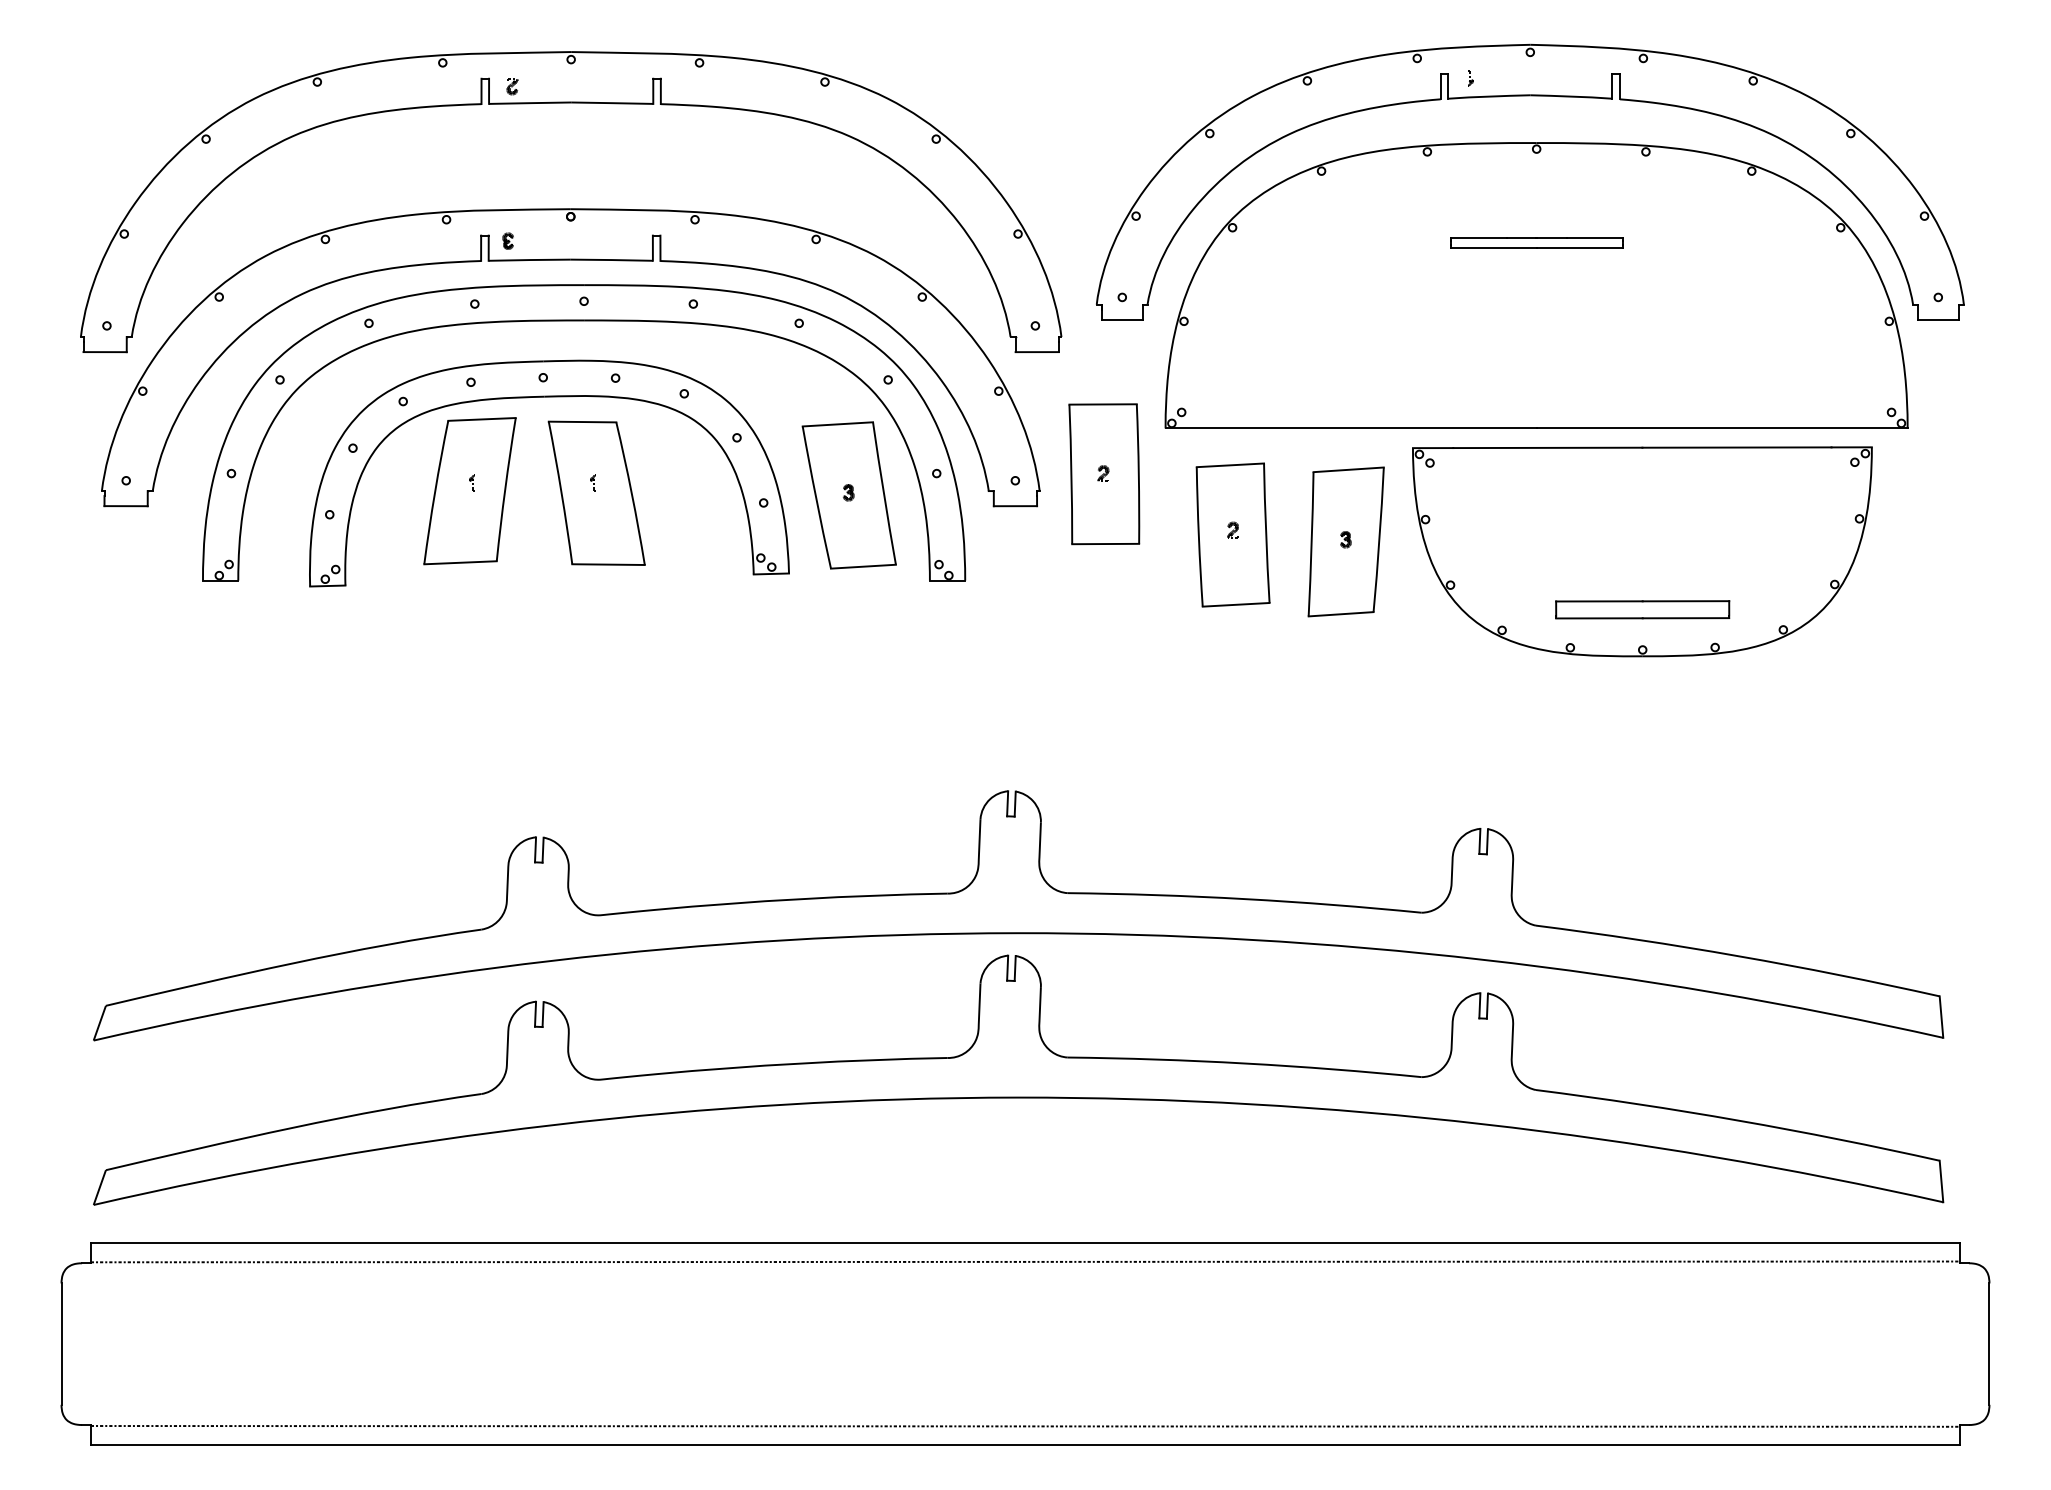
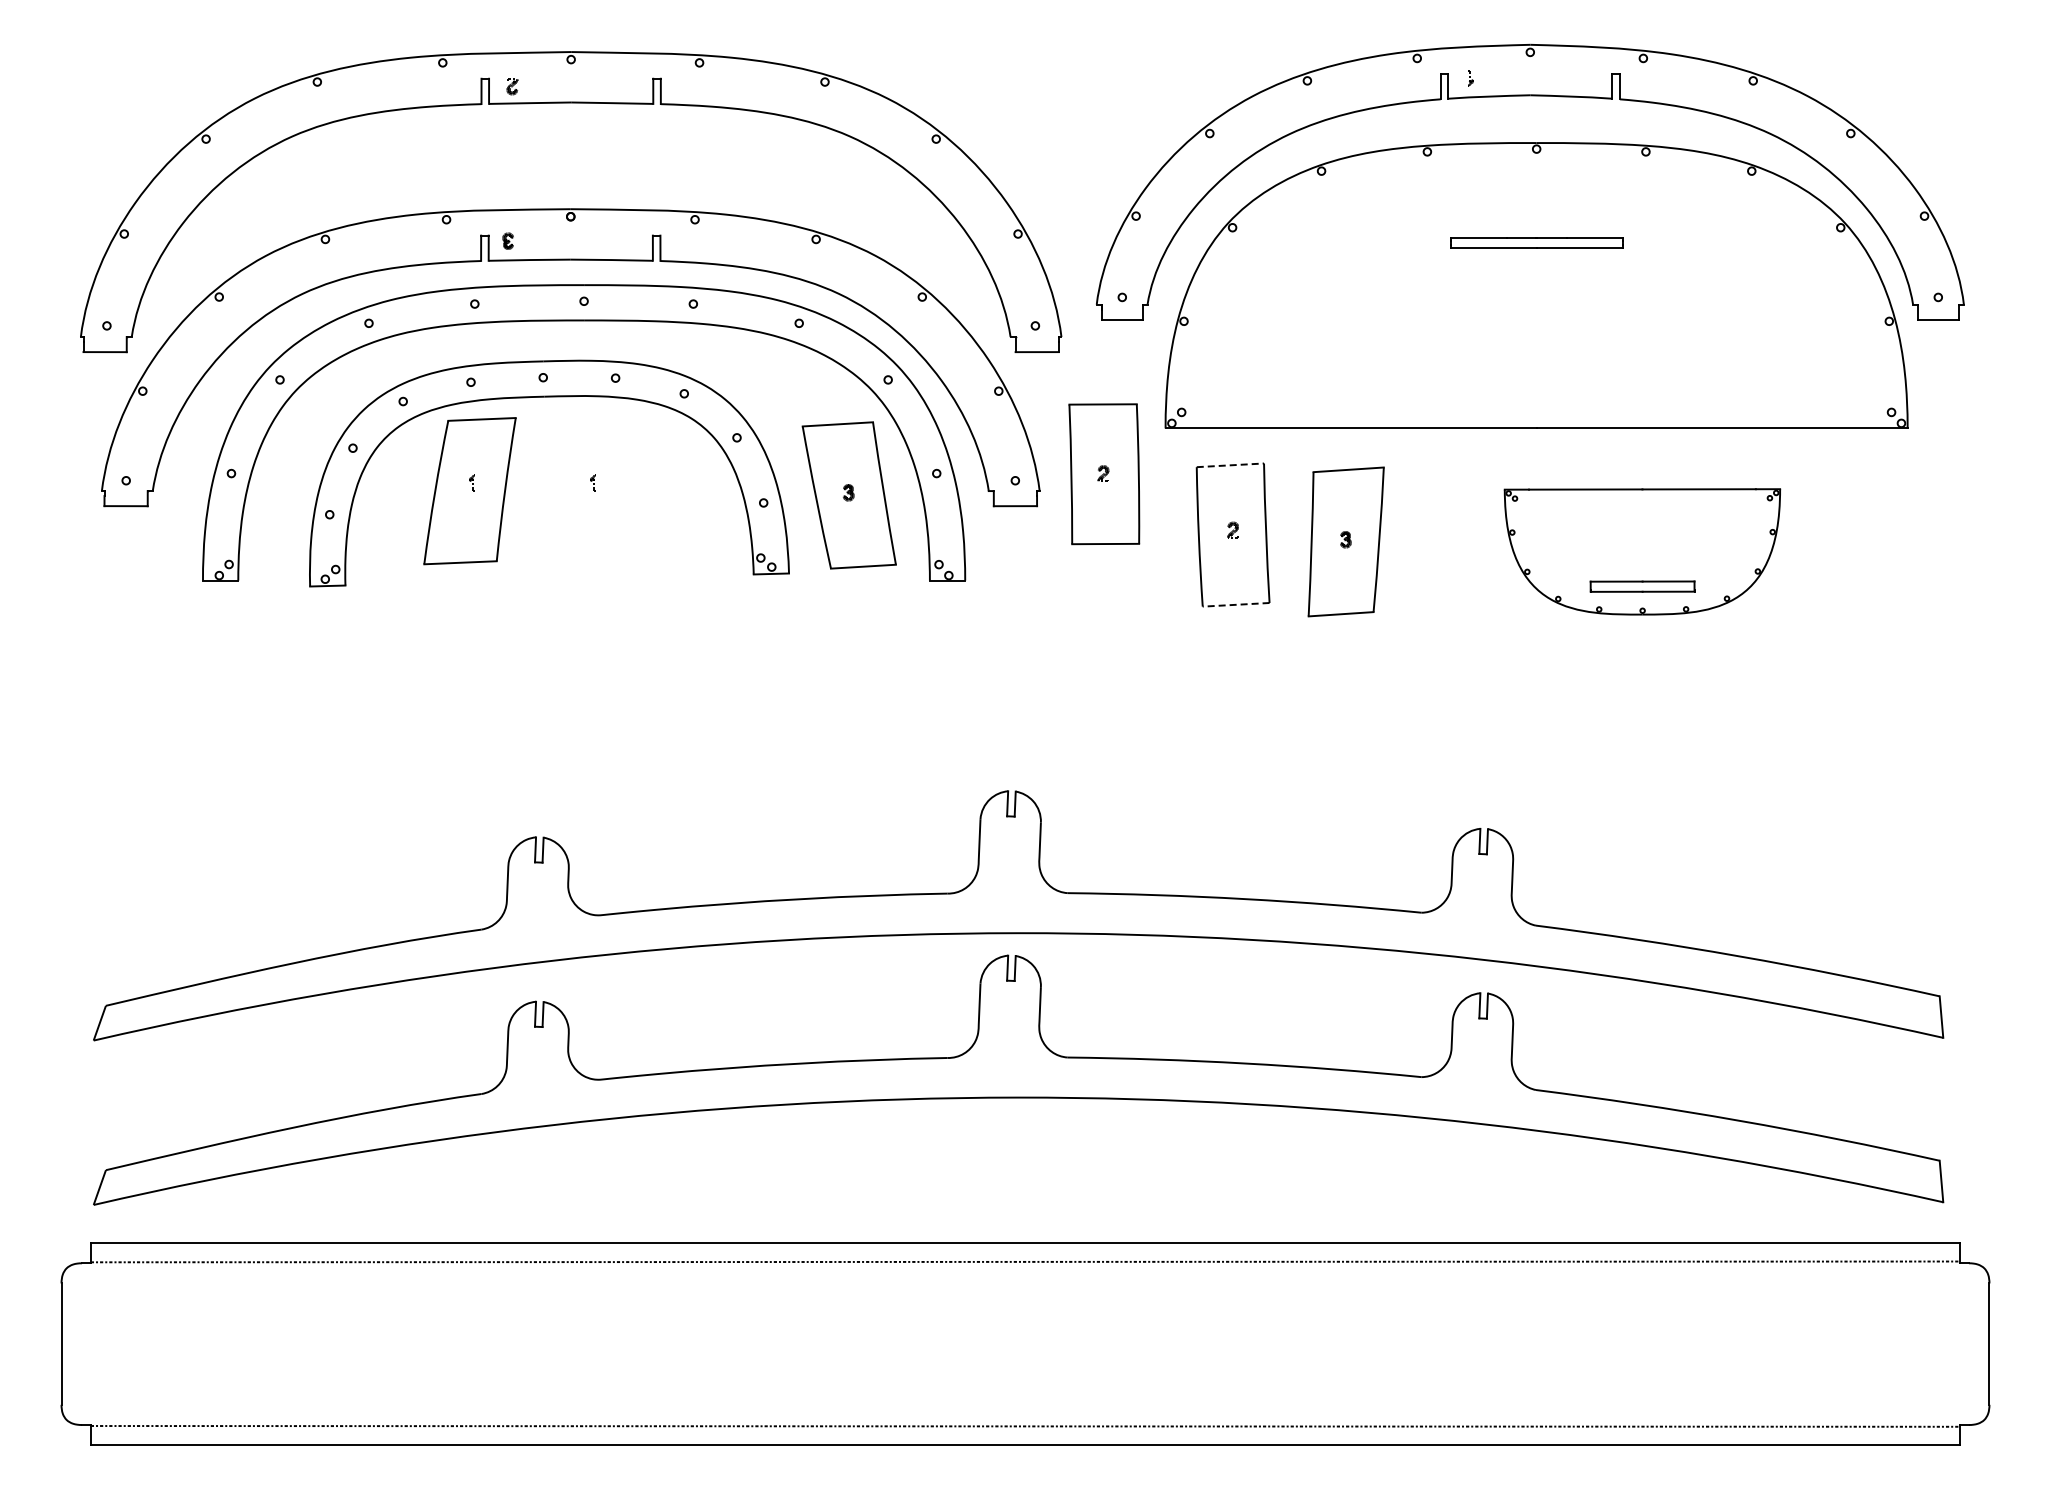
line: solid -> dashed (1230, 465)
part: present -> none (596, 492)
part size: 461x212 px -> 279x128 px (1642, 551)
line: solid -> dashed (1235, 604)
